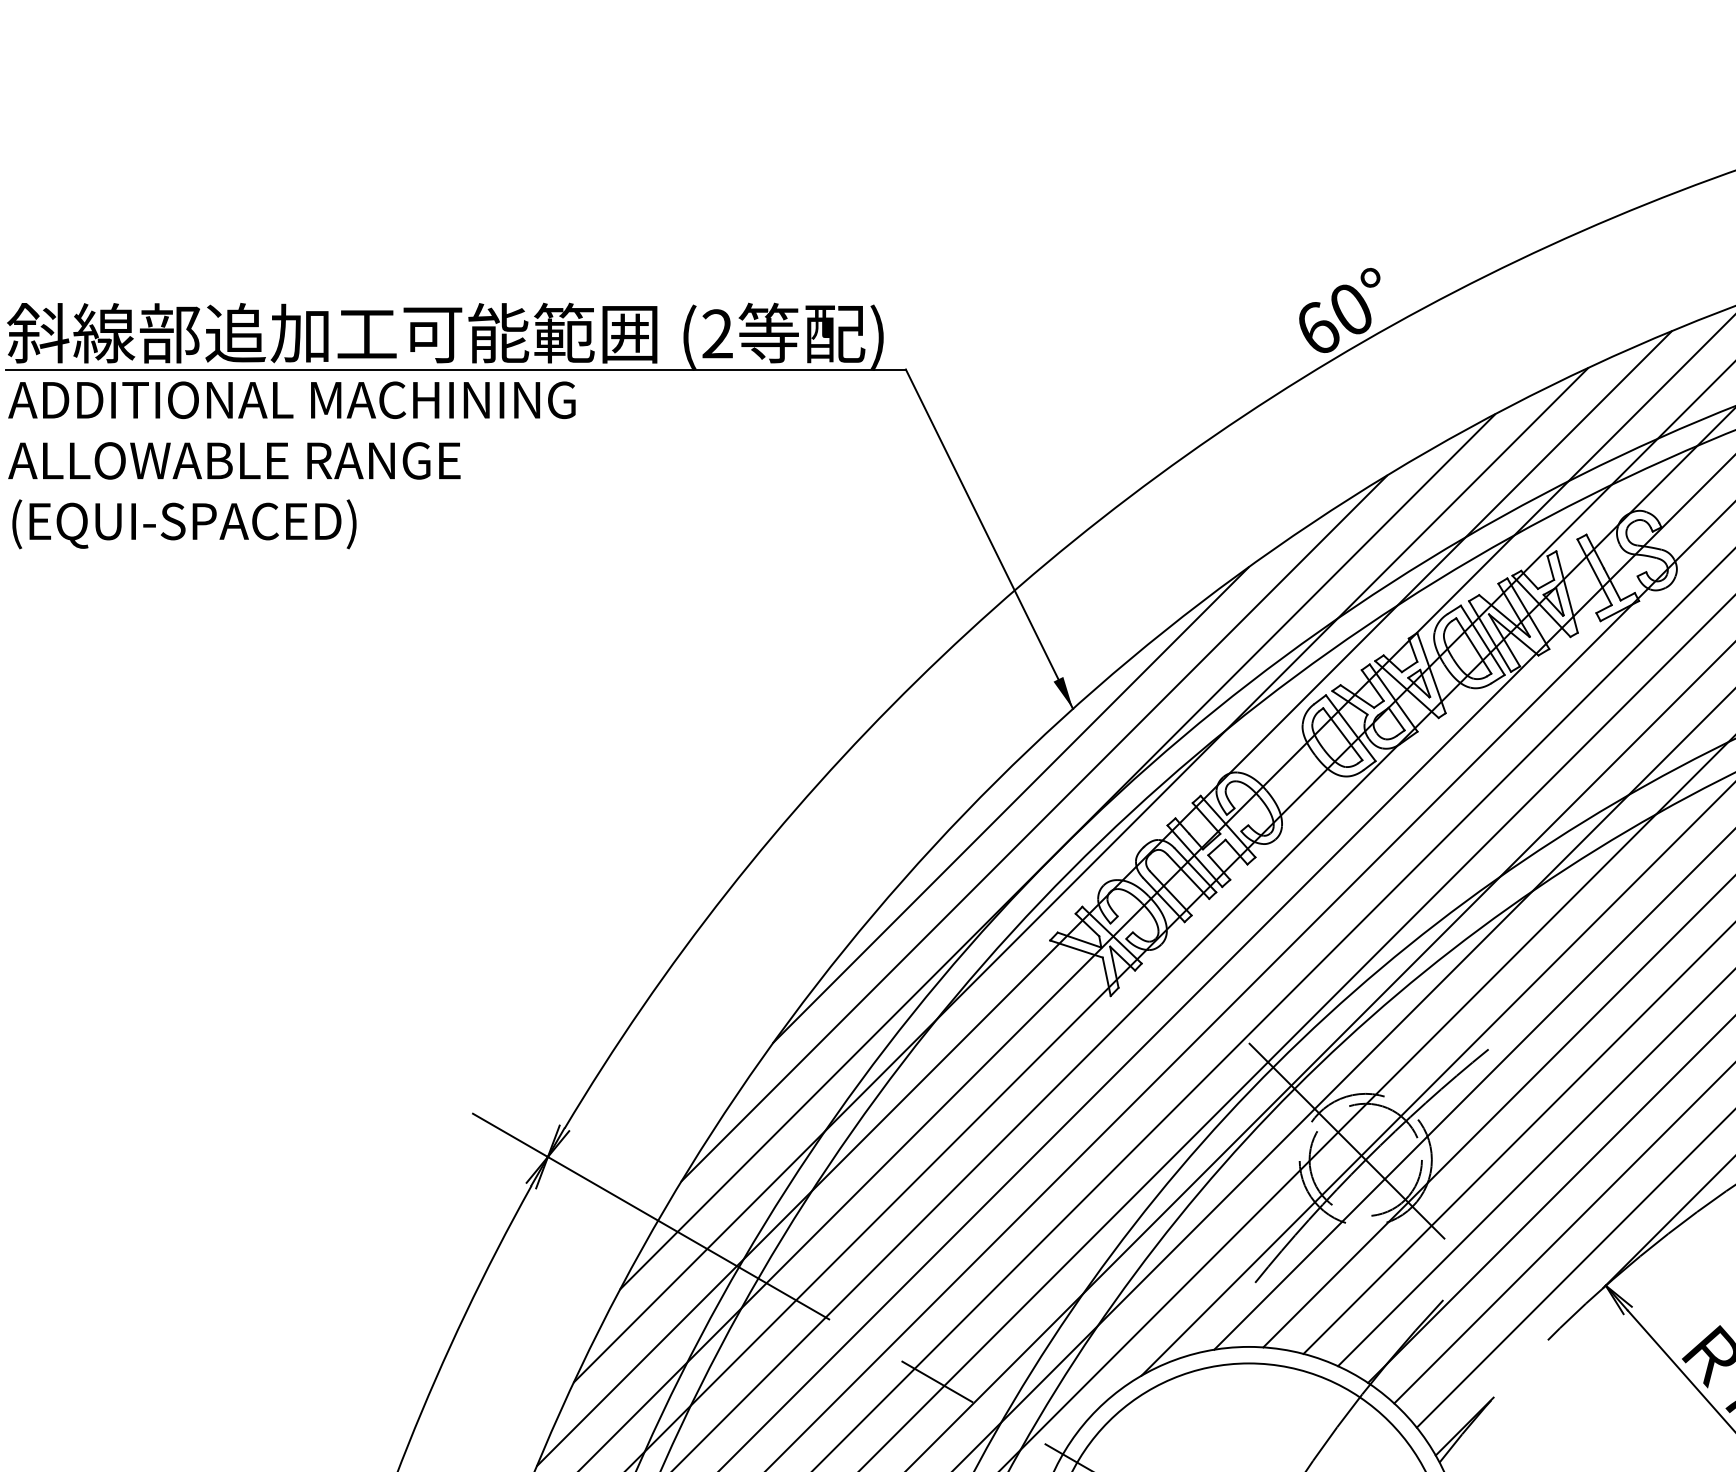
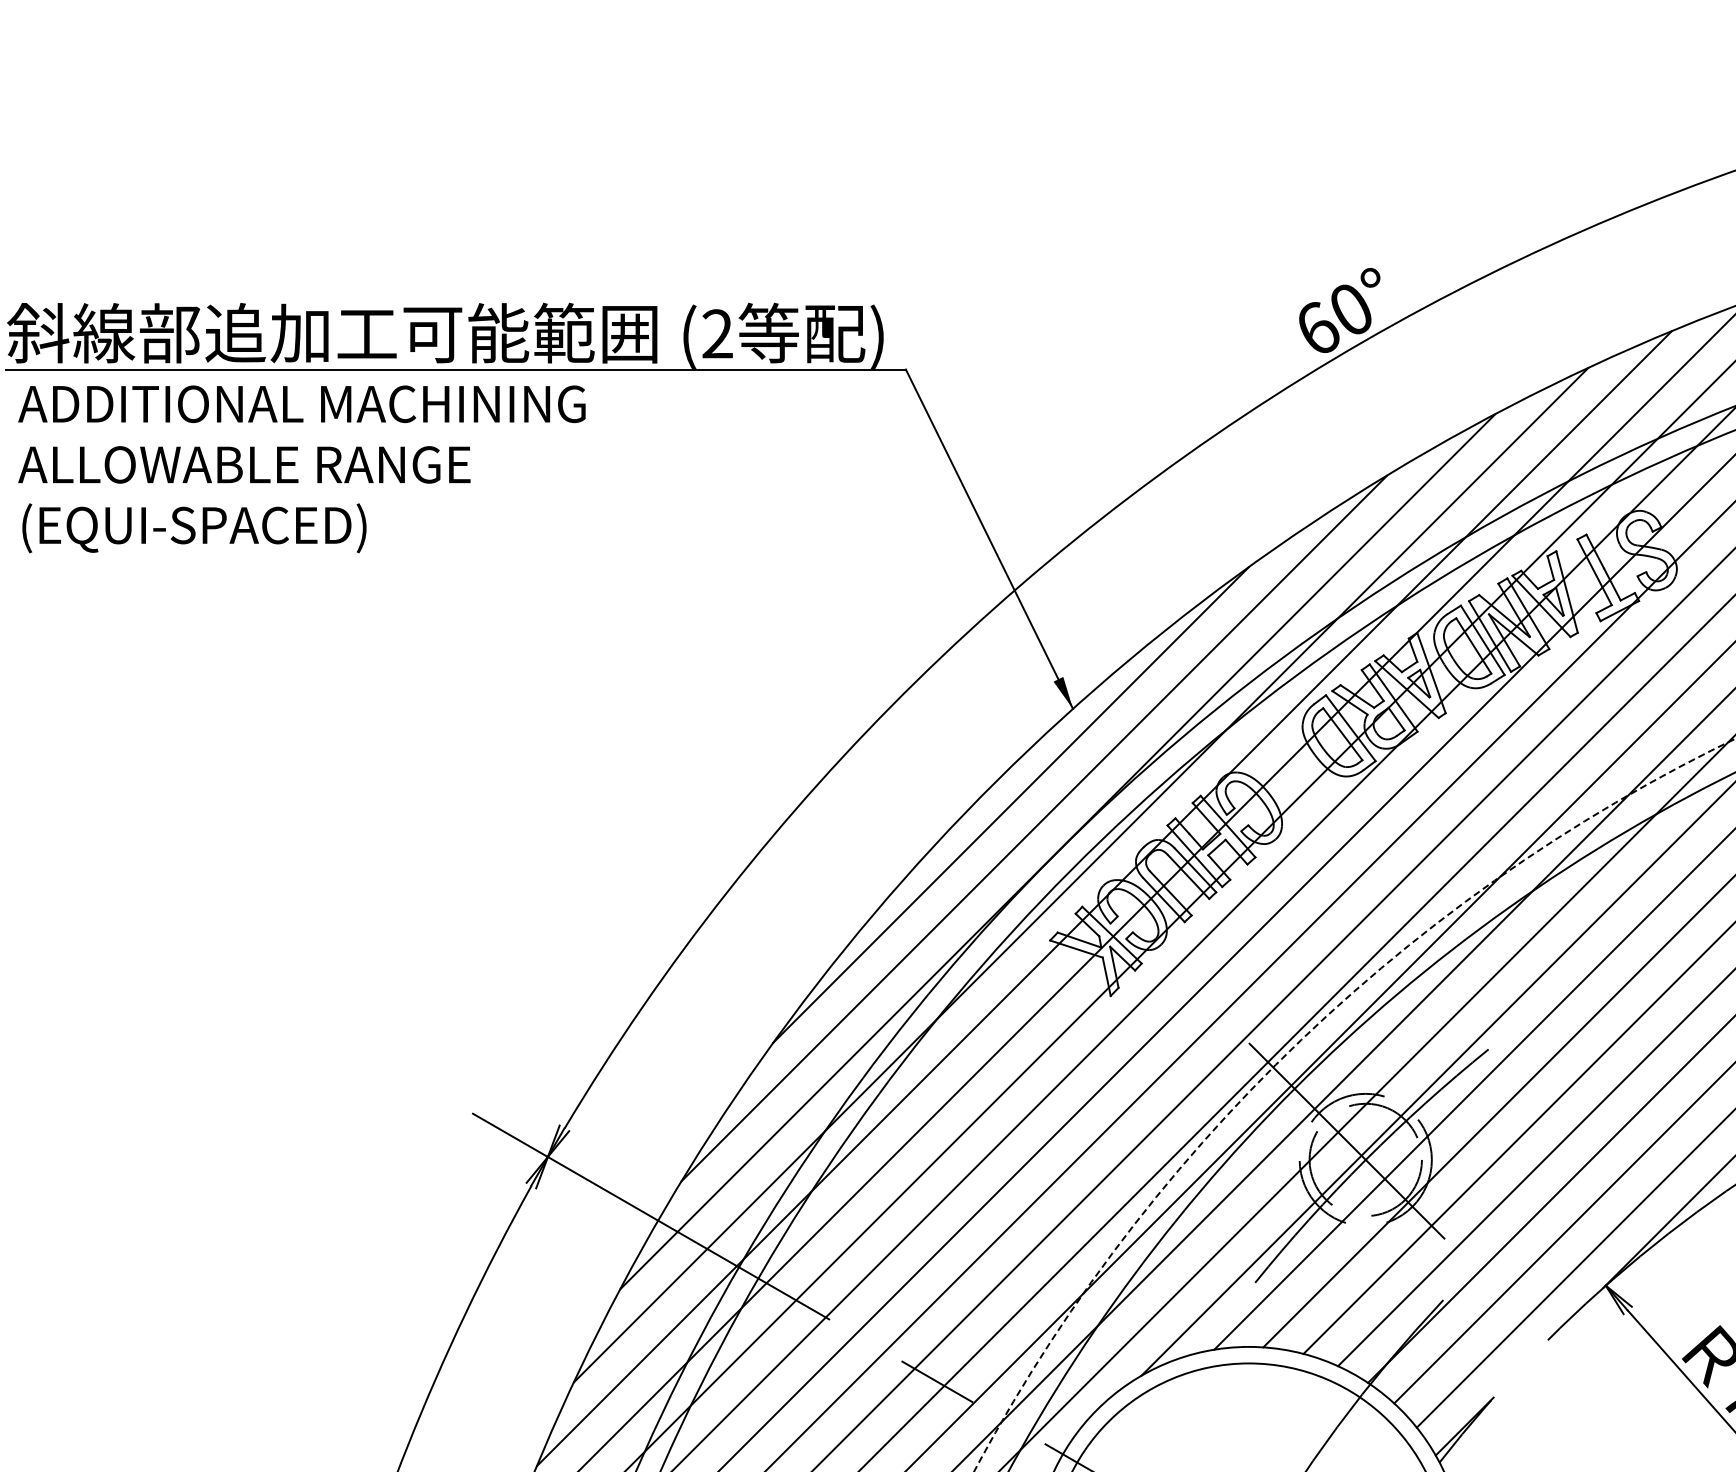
text position: (291, 465) -> (301, 469) (301, 469)
arc: solid -> dashed (1297, 1044)
